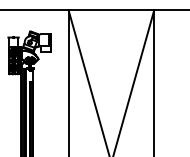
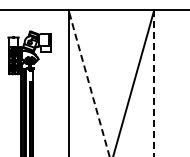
line: solid -> dashed (89, 83)
line: solid -> dashed (154, 83)
